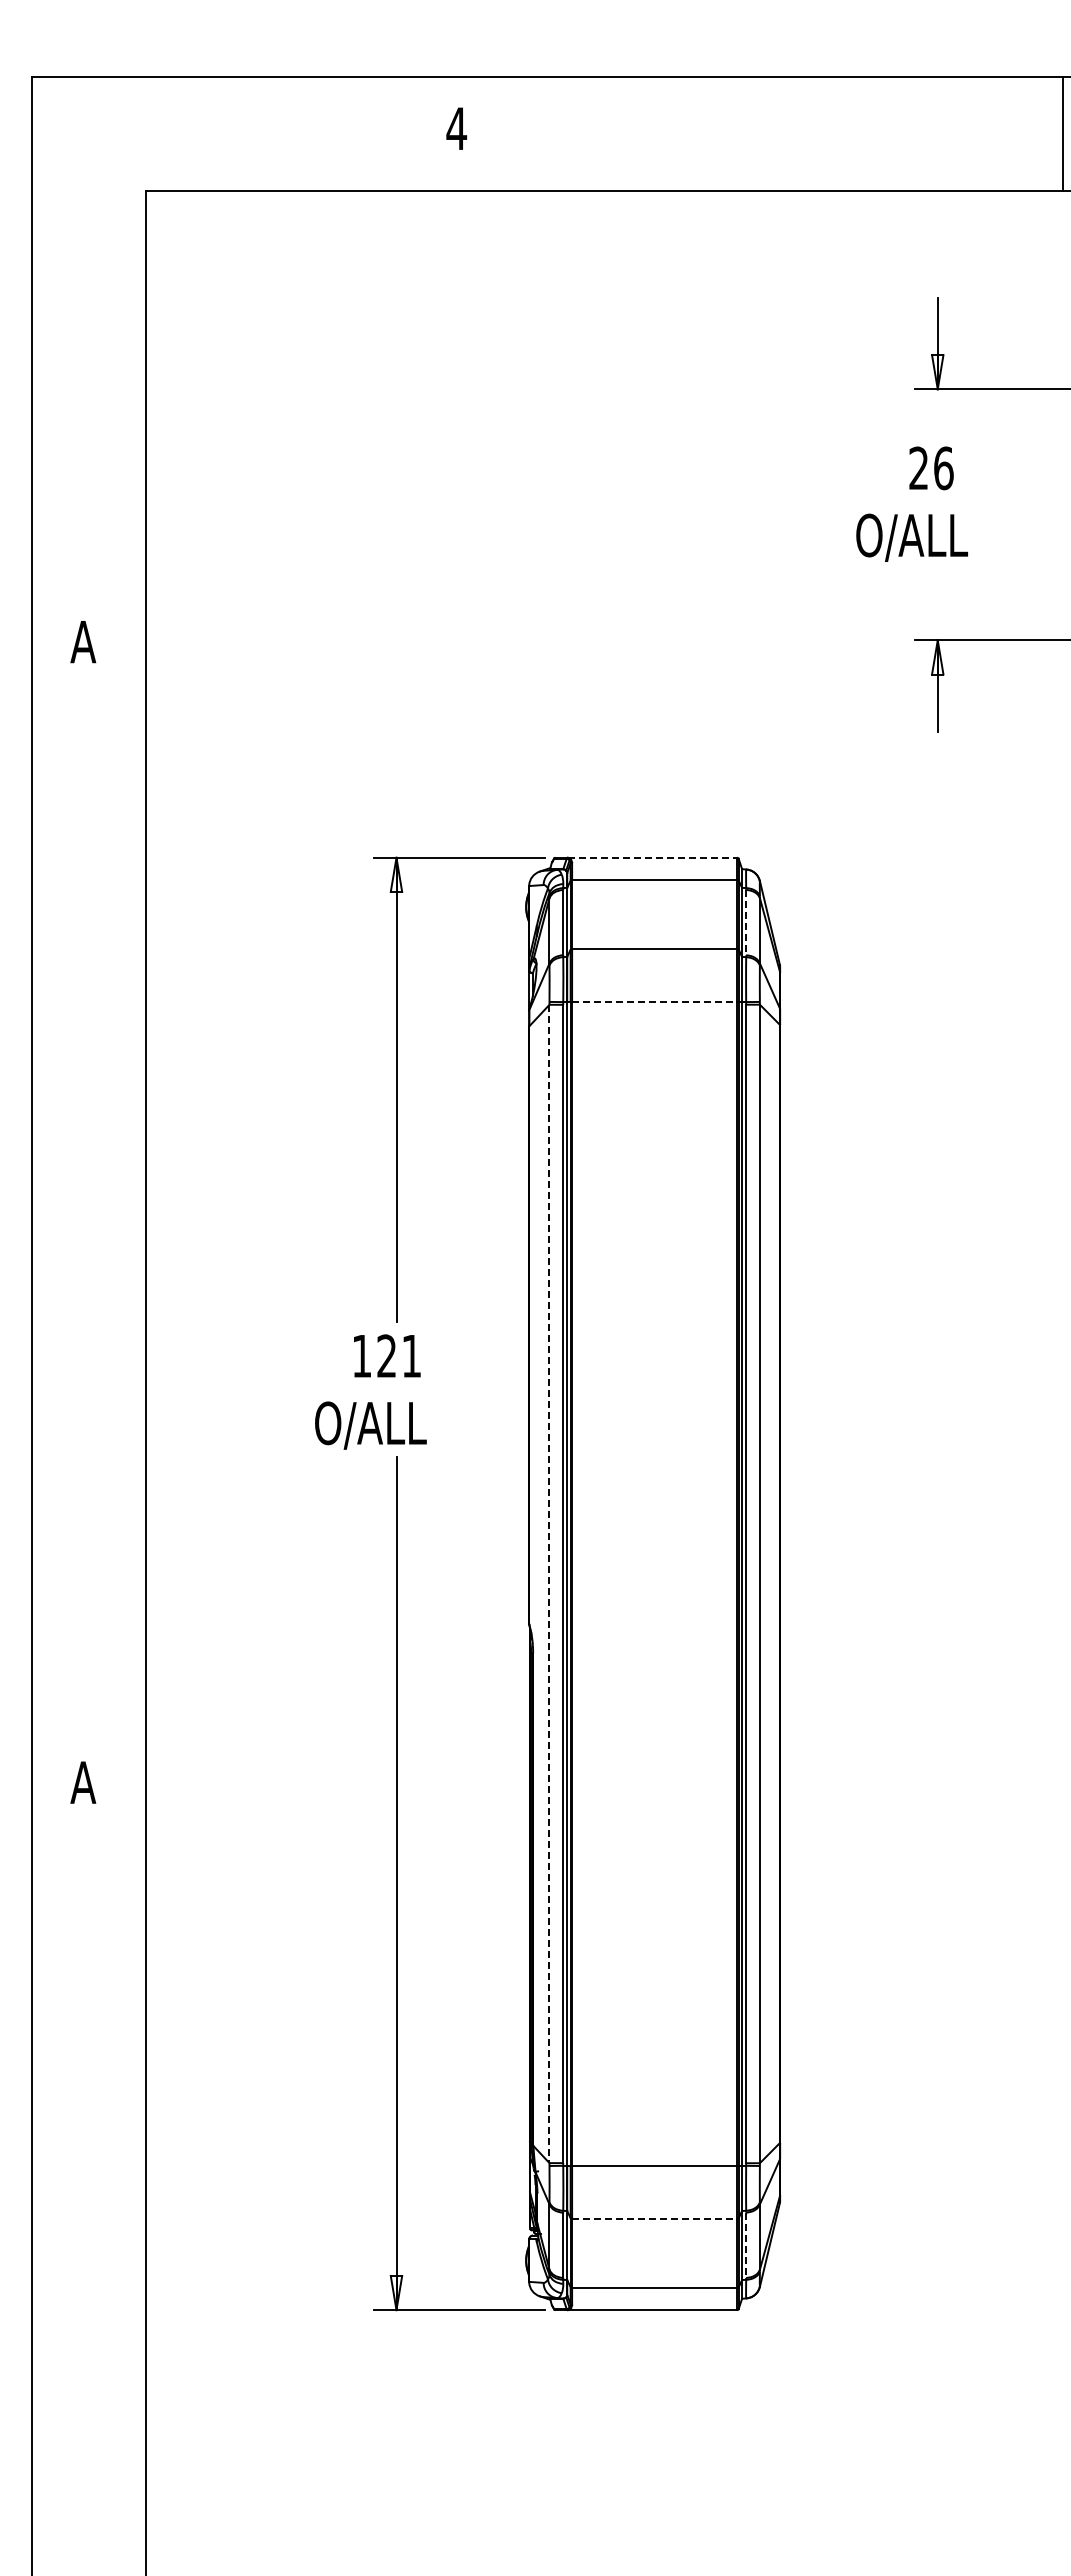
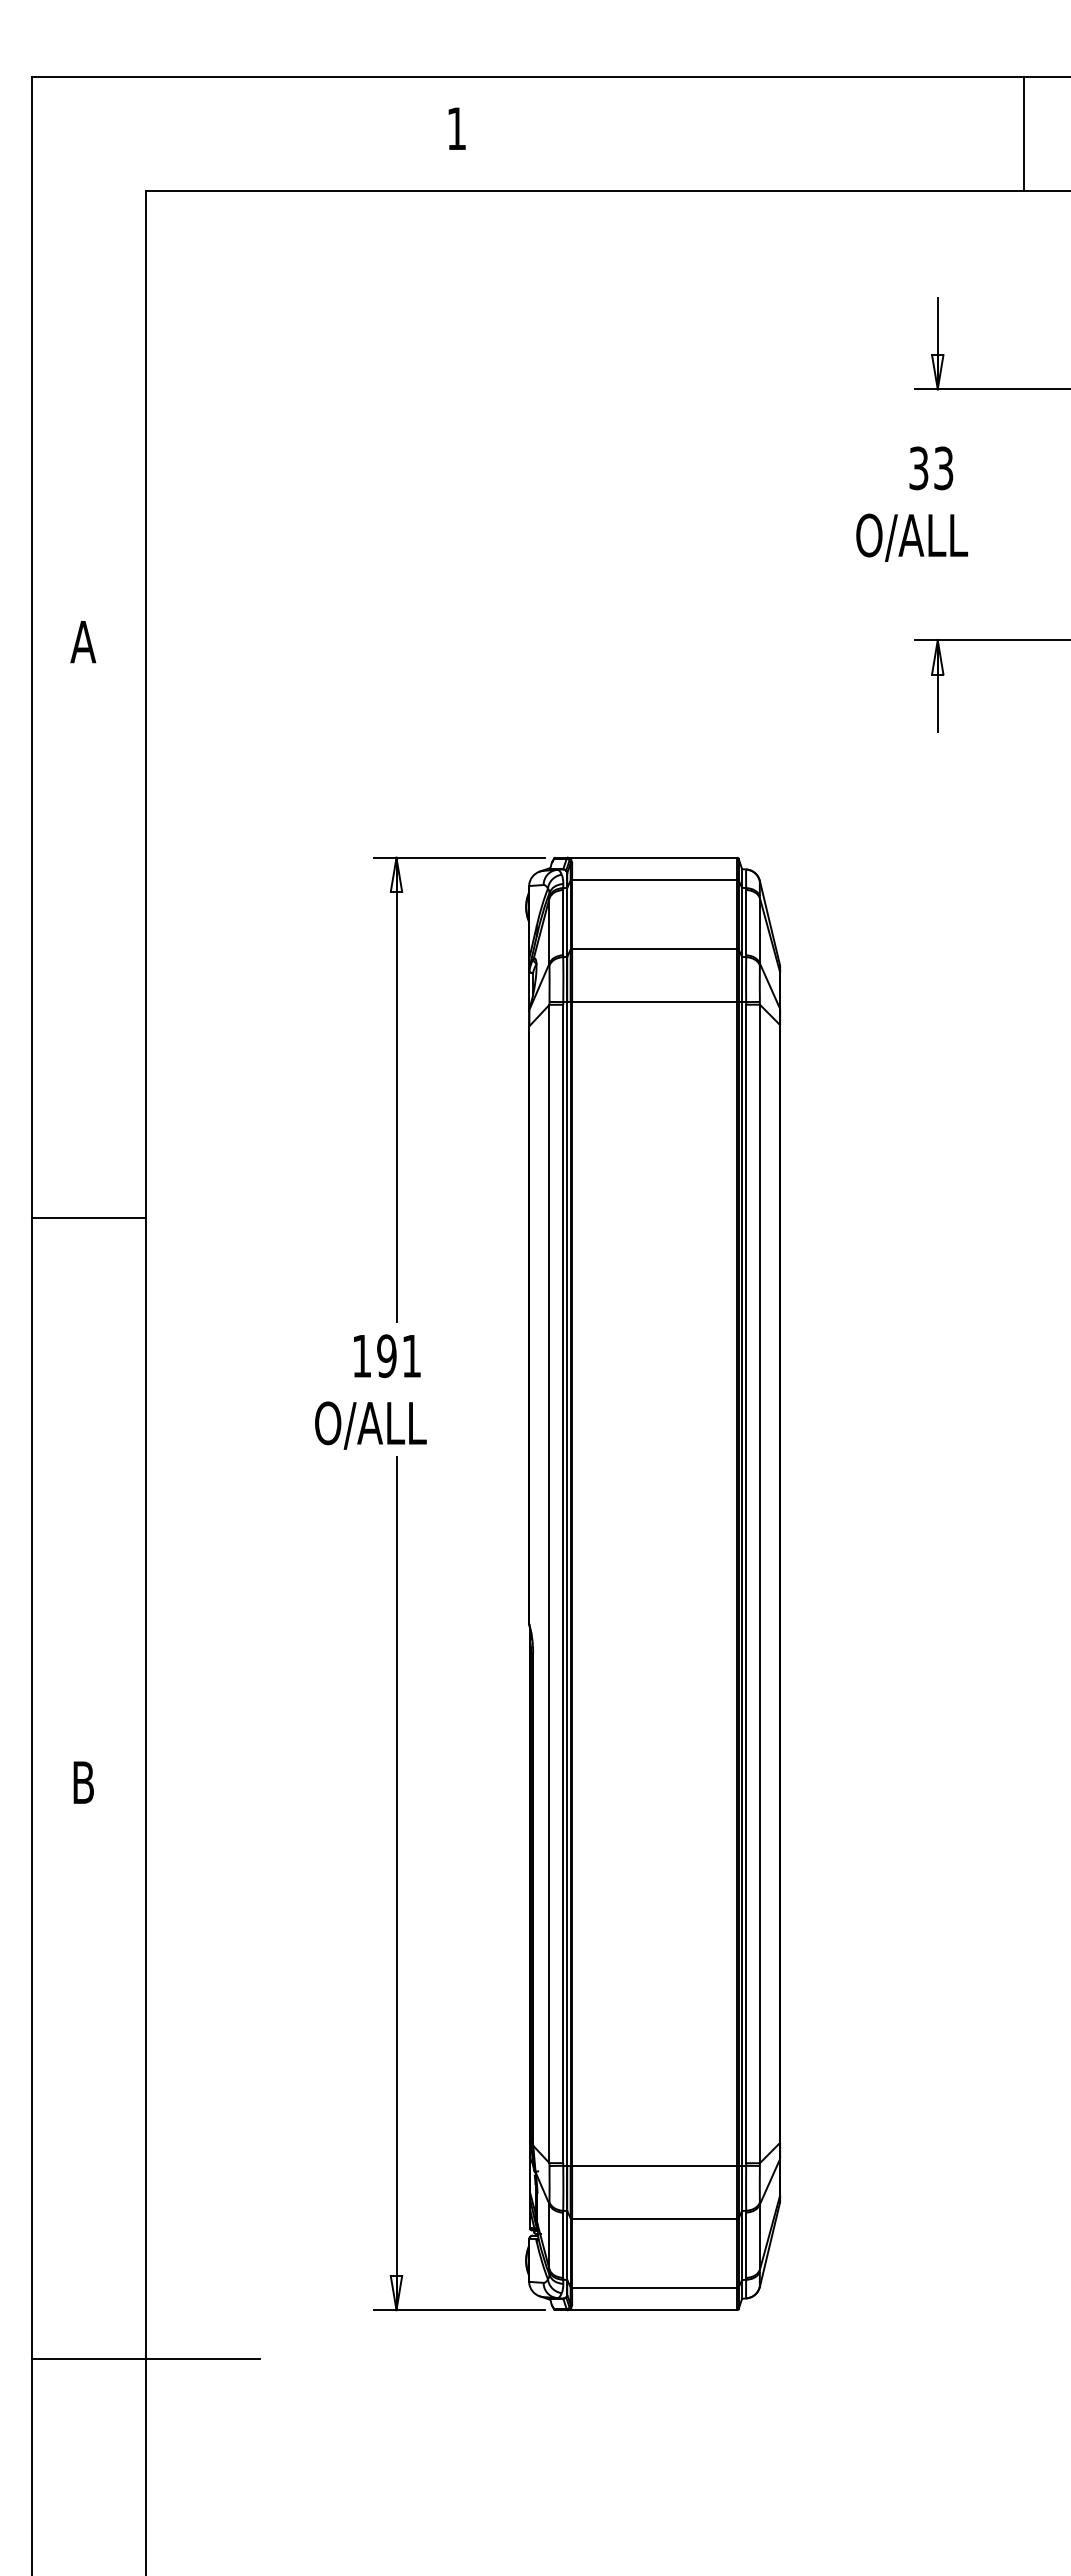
text: 4 -> 1 (456, 128)
line position: (1063, 134) -> (1024, 134) (1024, 134)
text: 26 -> 33 (931, 468)
line: dashed -> solid (652, 857)
line: dashed -> solid (746, 922)
line: dashed -> solid (654, 1002)
line: none -> present (88, 1217)
text: 121 -> 191 (386, 1356)
line: dashed -> solid (549, 1584)
text: A -> B (83, 1782)
line: dashed -> solid (654, 2219)
line: dashed -> solid (746, 2245)
line: none -> present (145, 2358)
